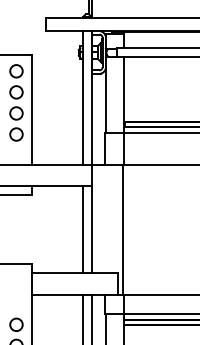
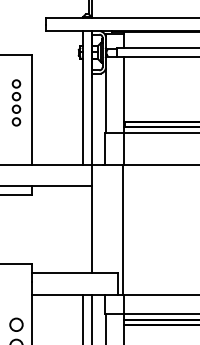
part size: 15x78 px -> 11x48 px (16, 102)
line: present -> none (82, 229)
